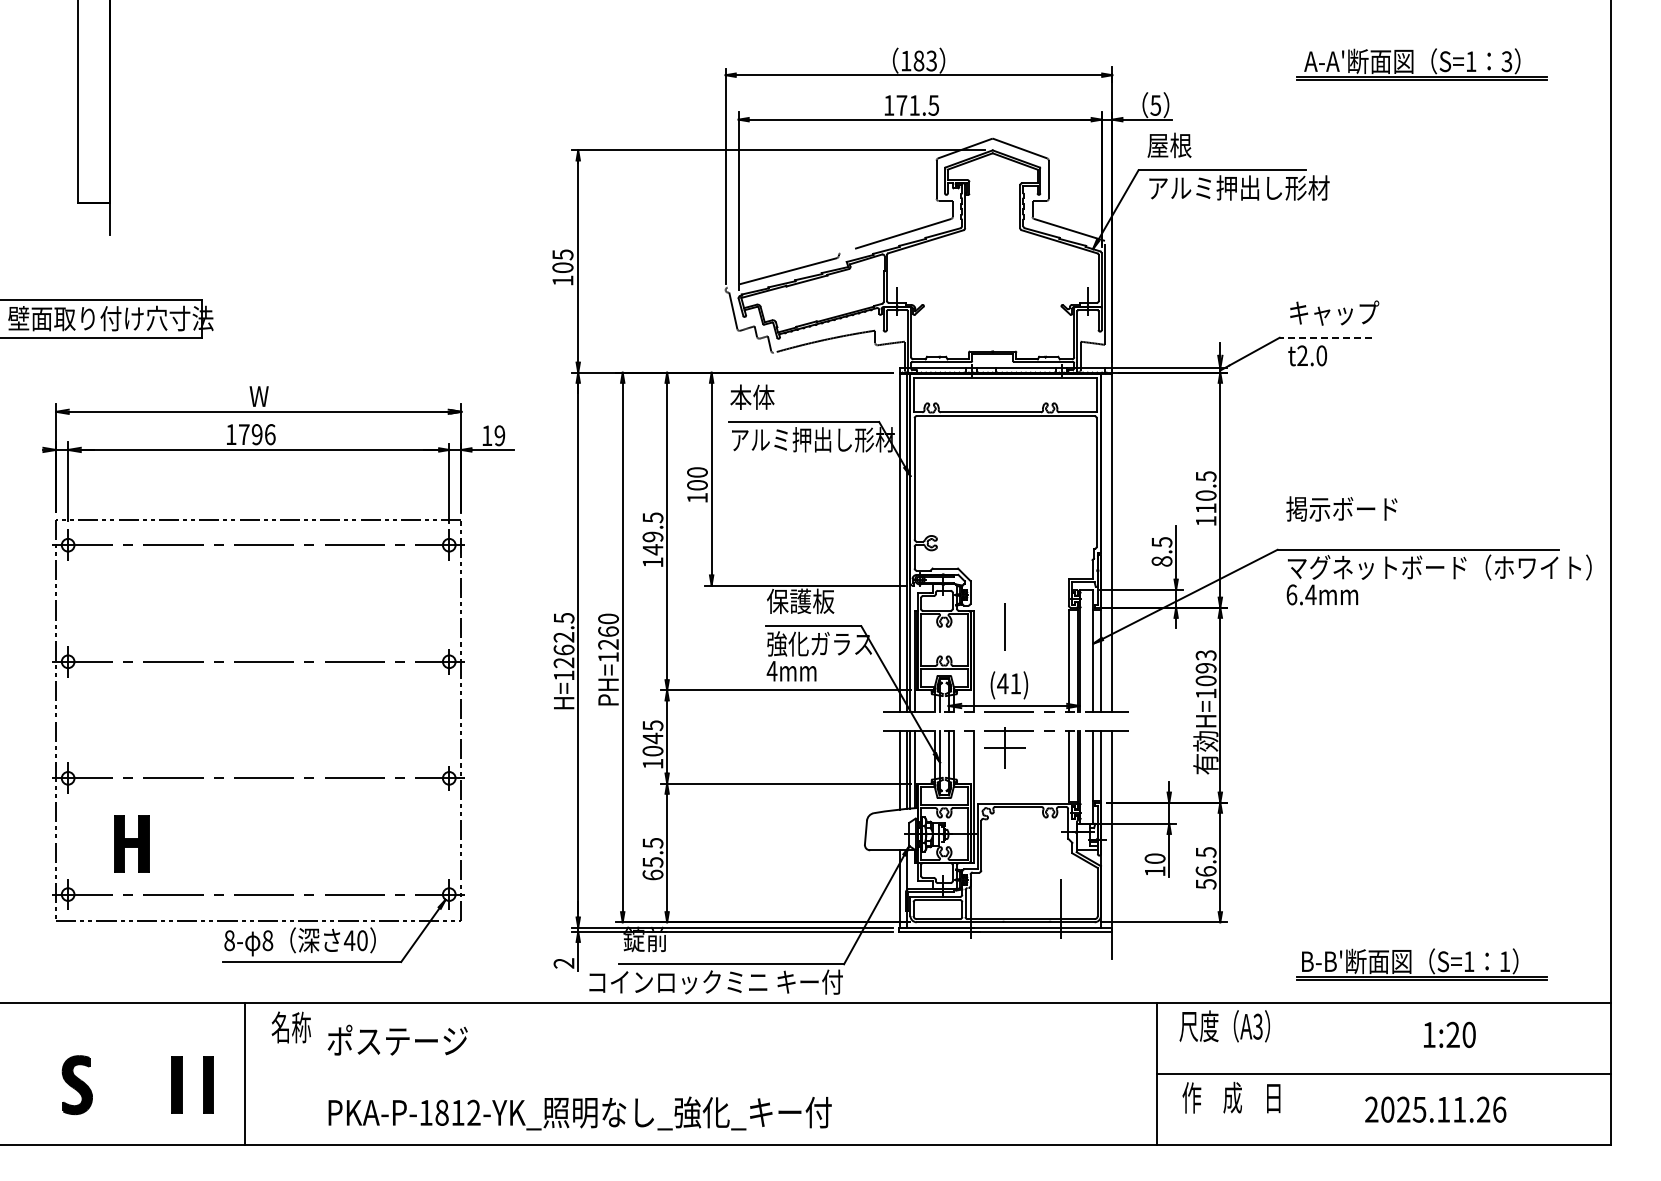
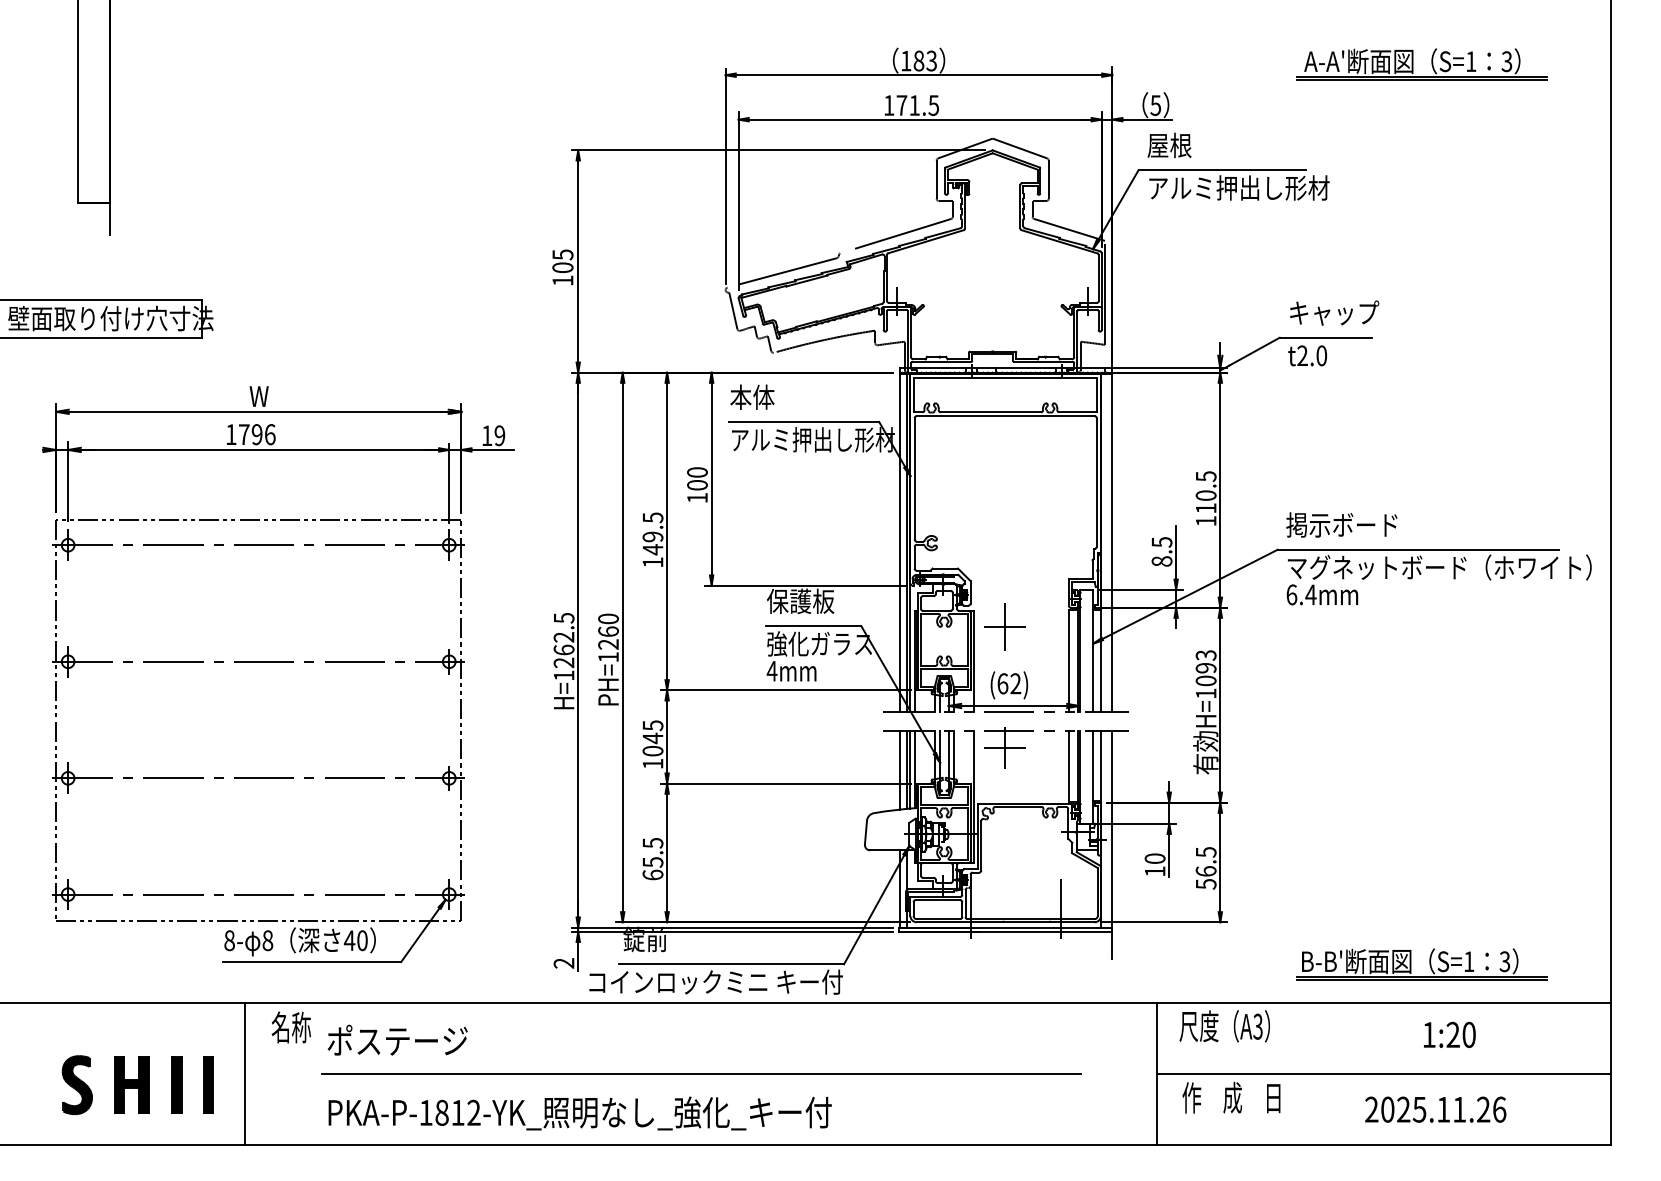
line: dashed -> solid (1325, 337)
text position: (1341, 508) -> (1341, 524) (1341, 524)
line: none -> present (1004, 626)
text: (41) -> (62) (1009, 683)
part position: (131, 843) -> (131, 1084) (131, 1084)
text: 1 -> 3 (1504, 961)
line: none -> present (700, 1073)
